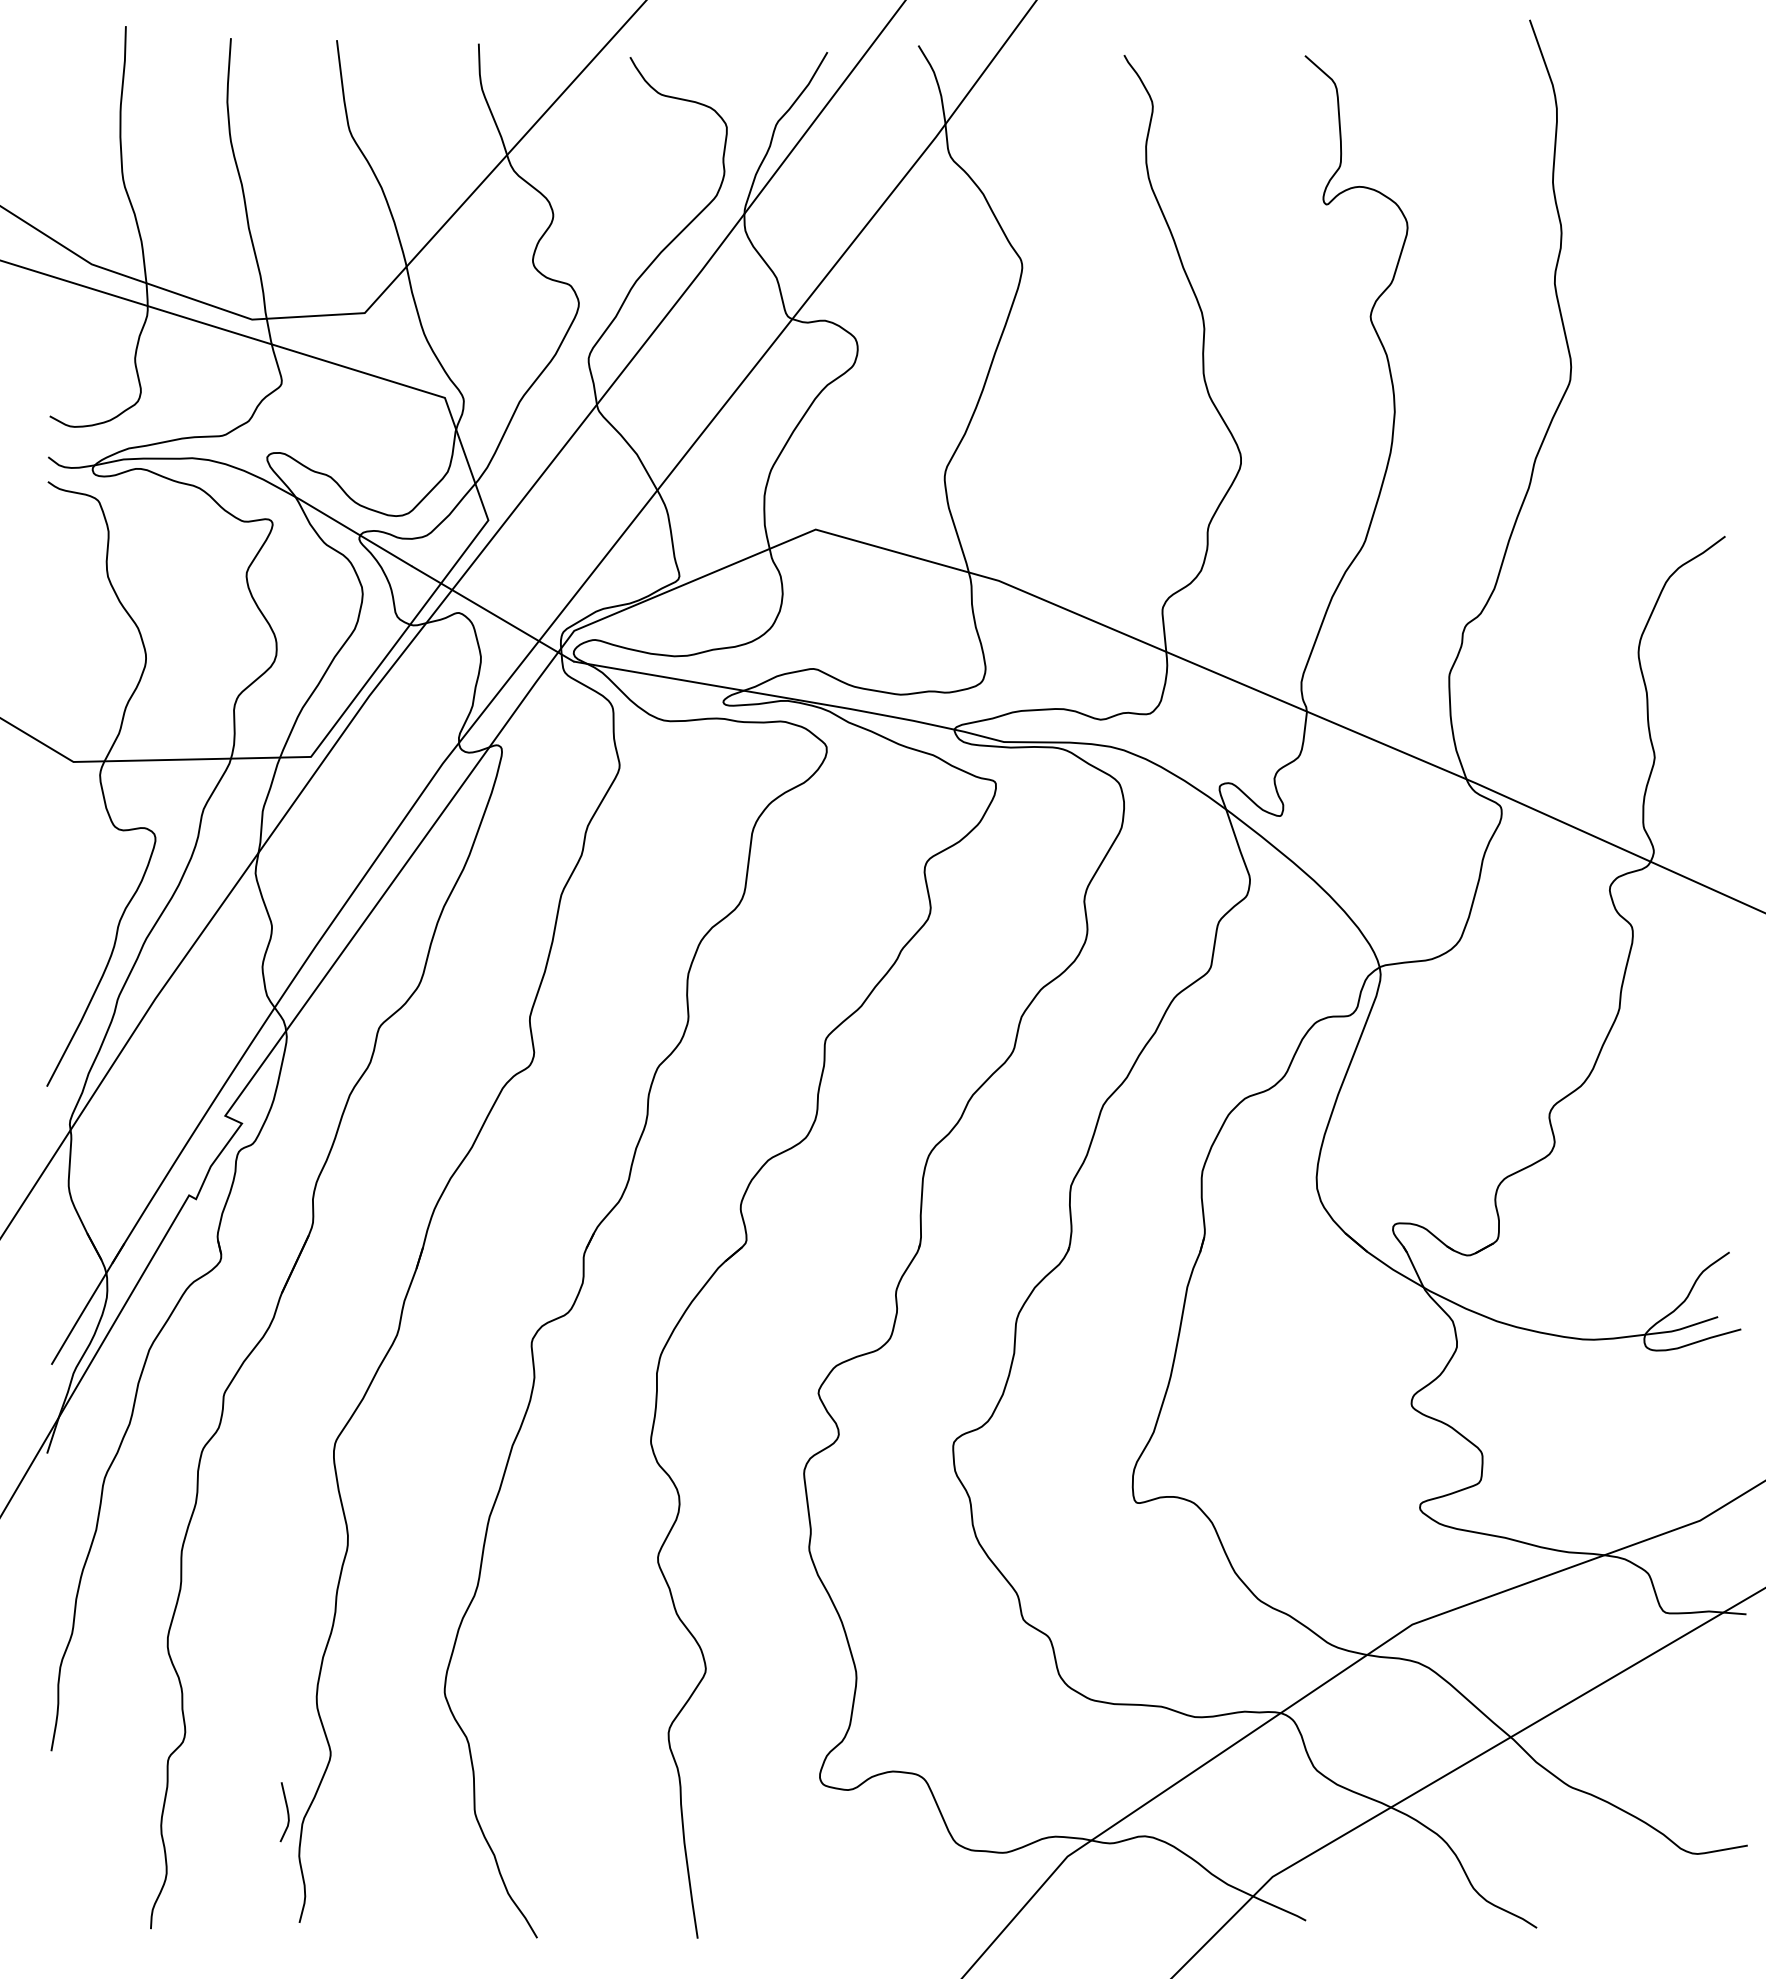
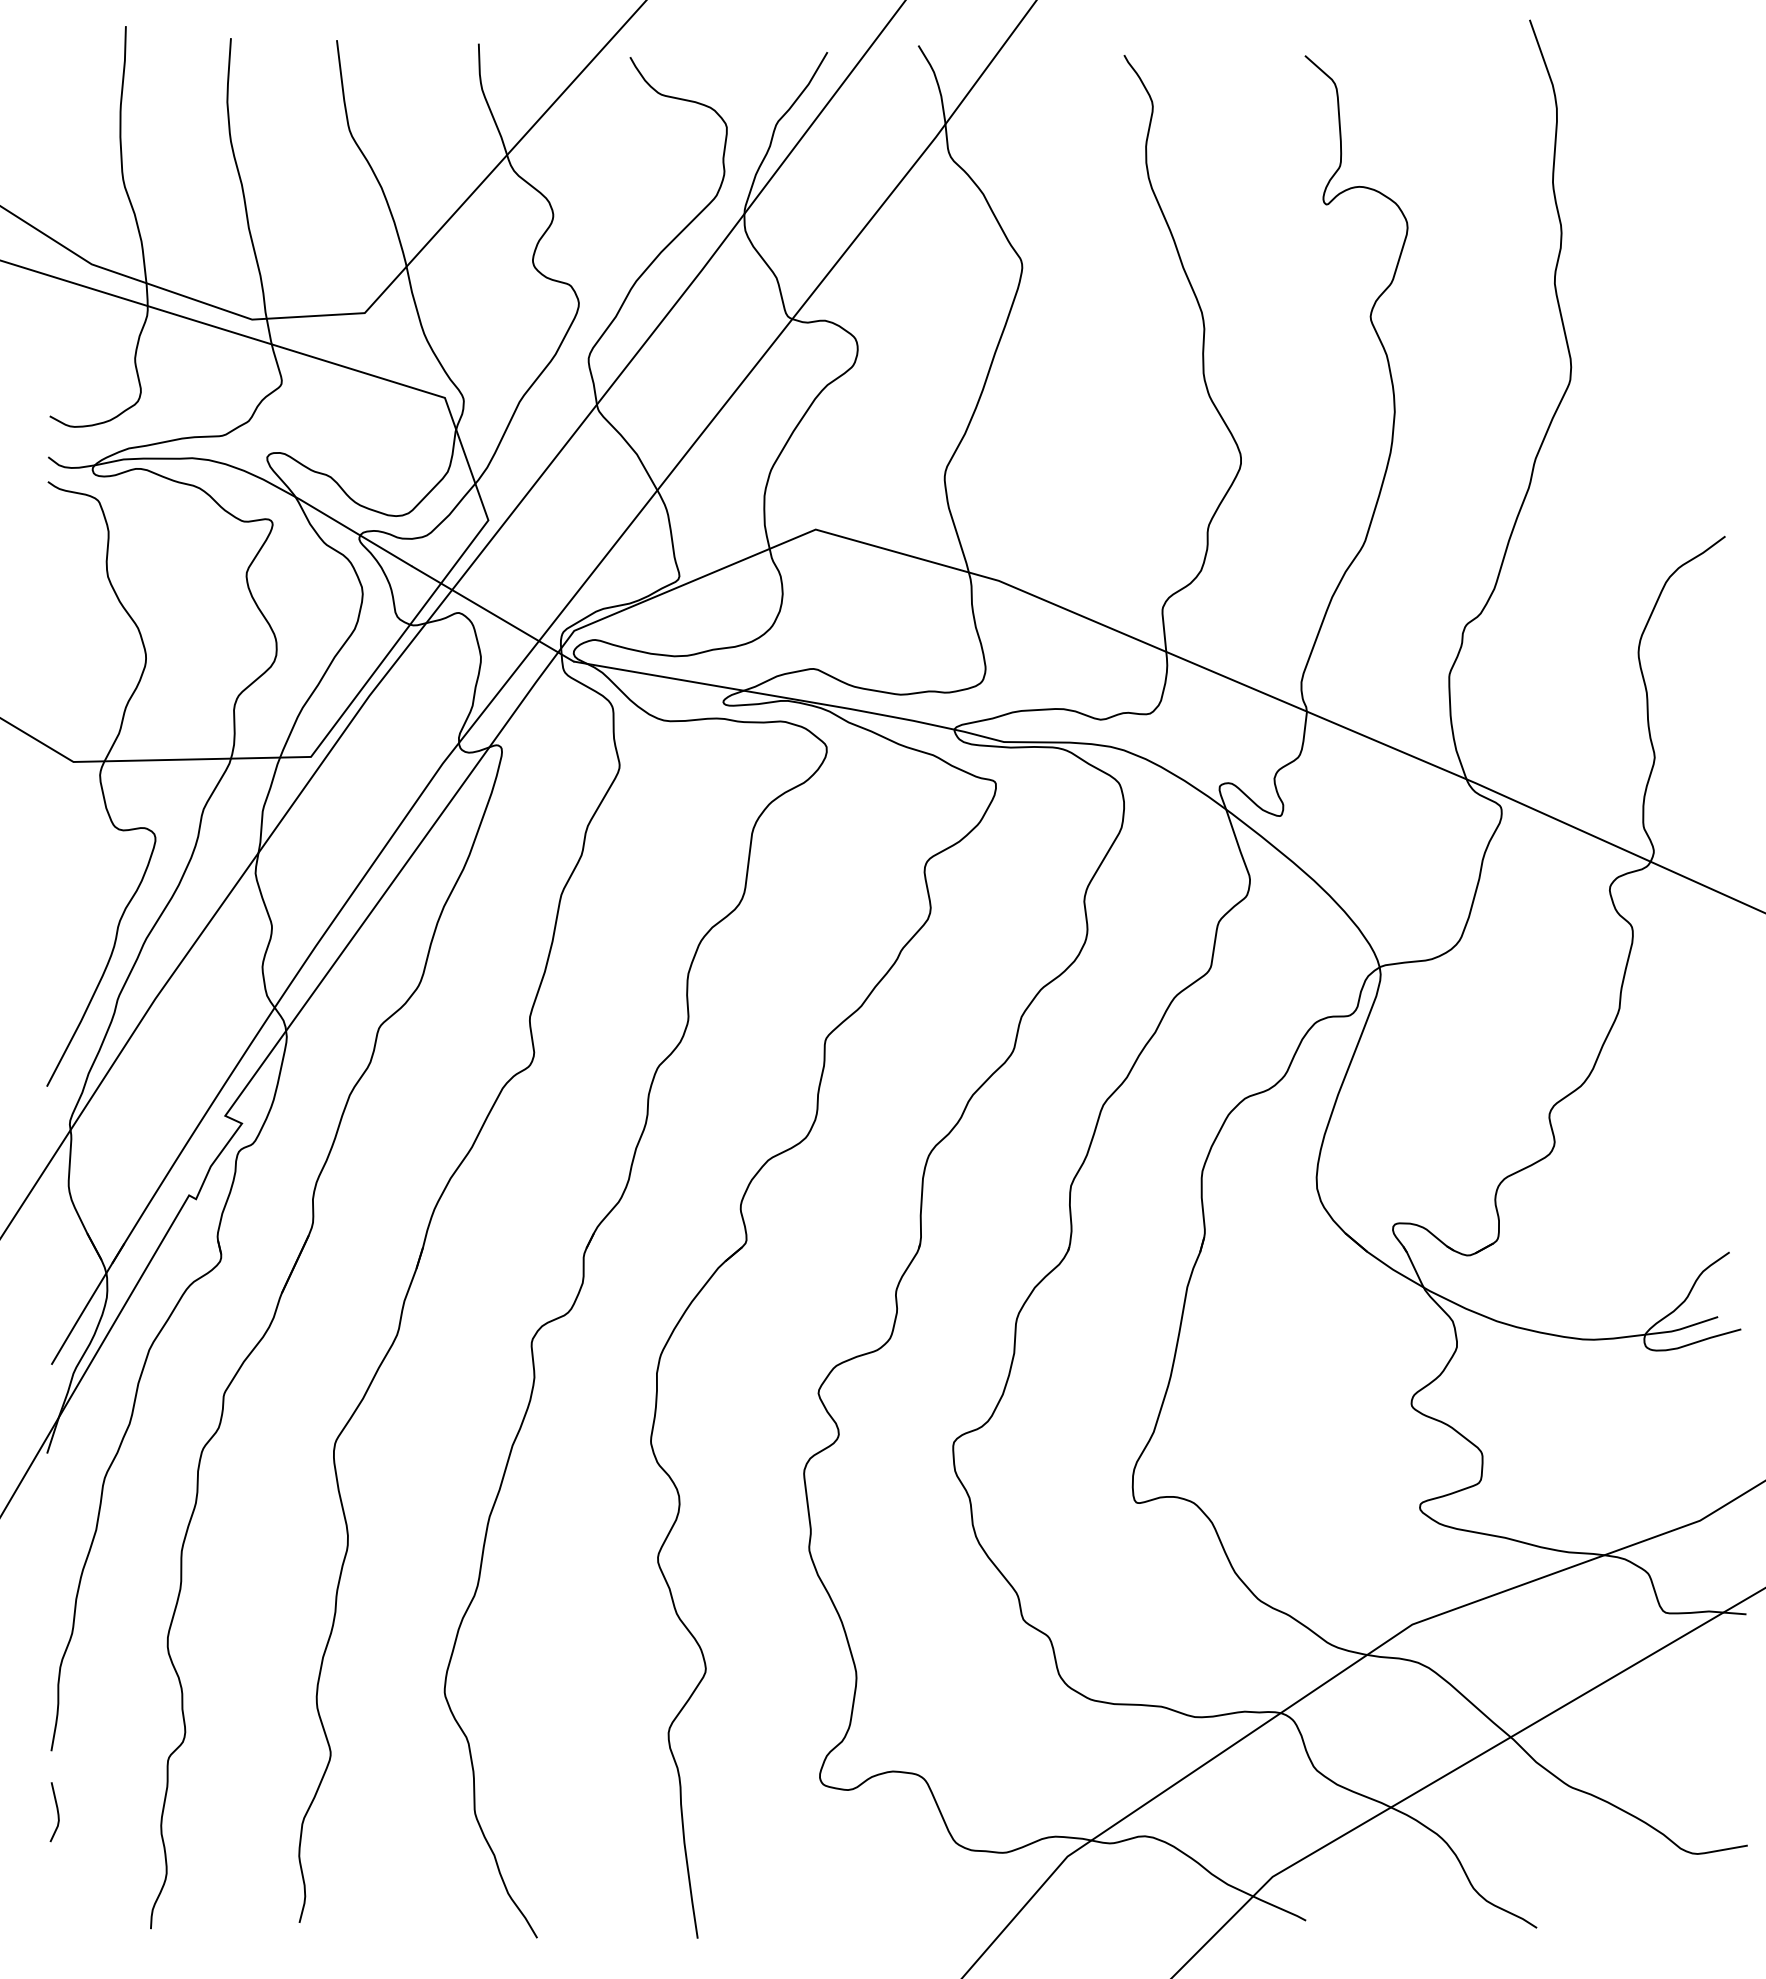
curve position: (286, 1810) -> (56, 1810) (56, 1810)
